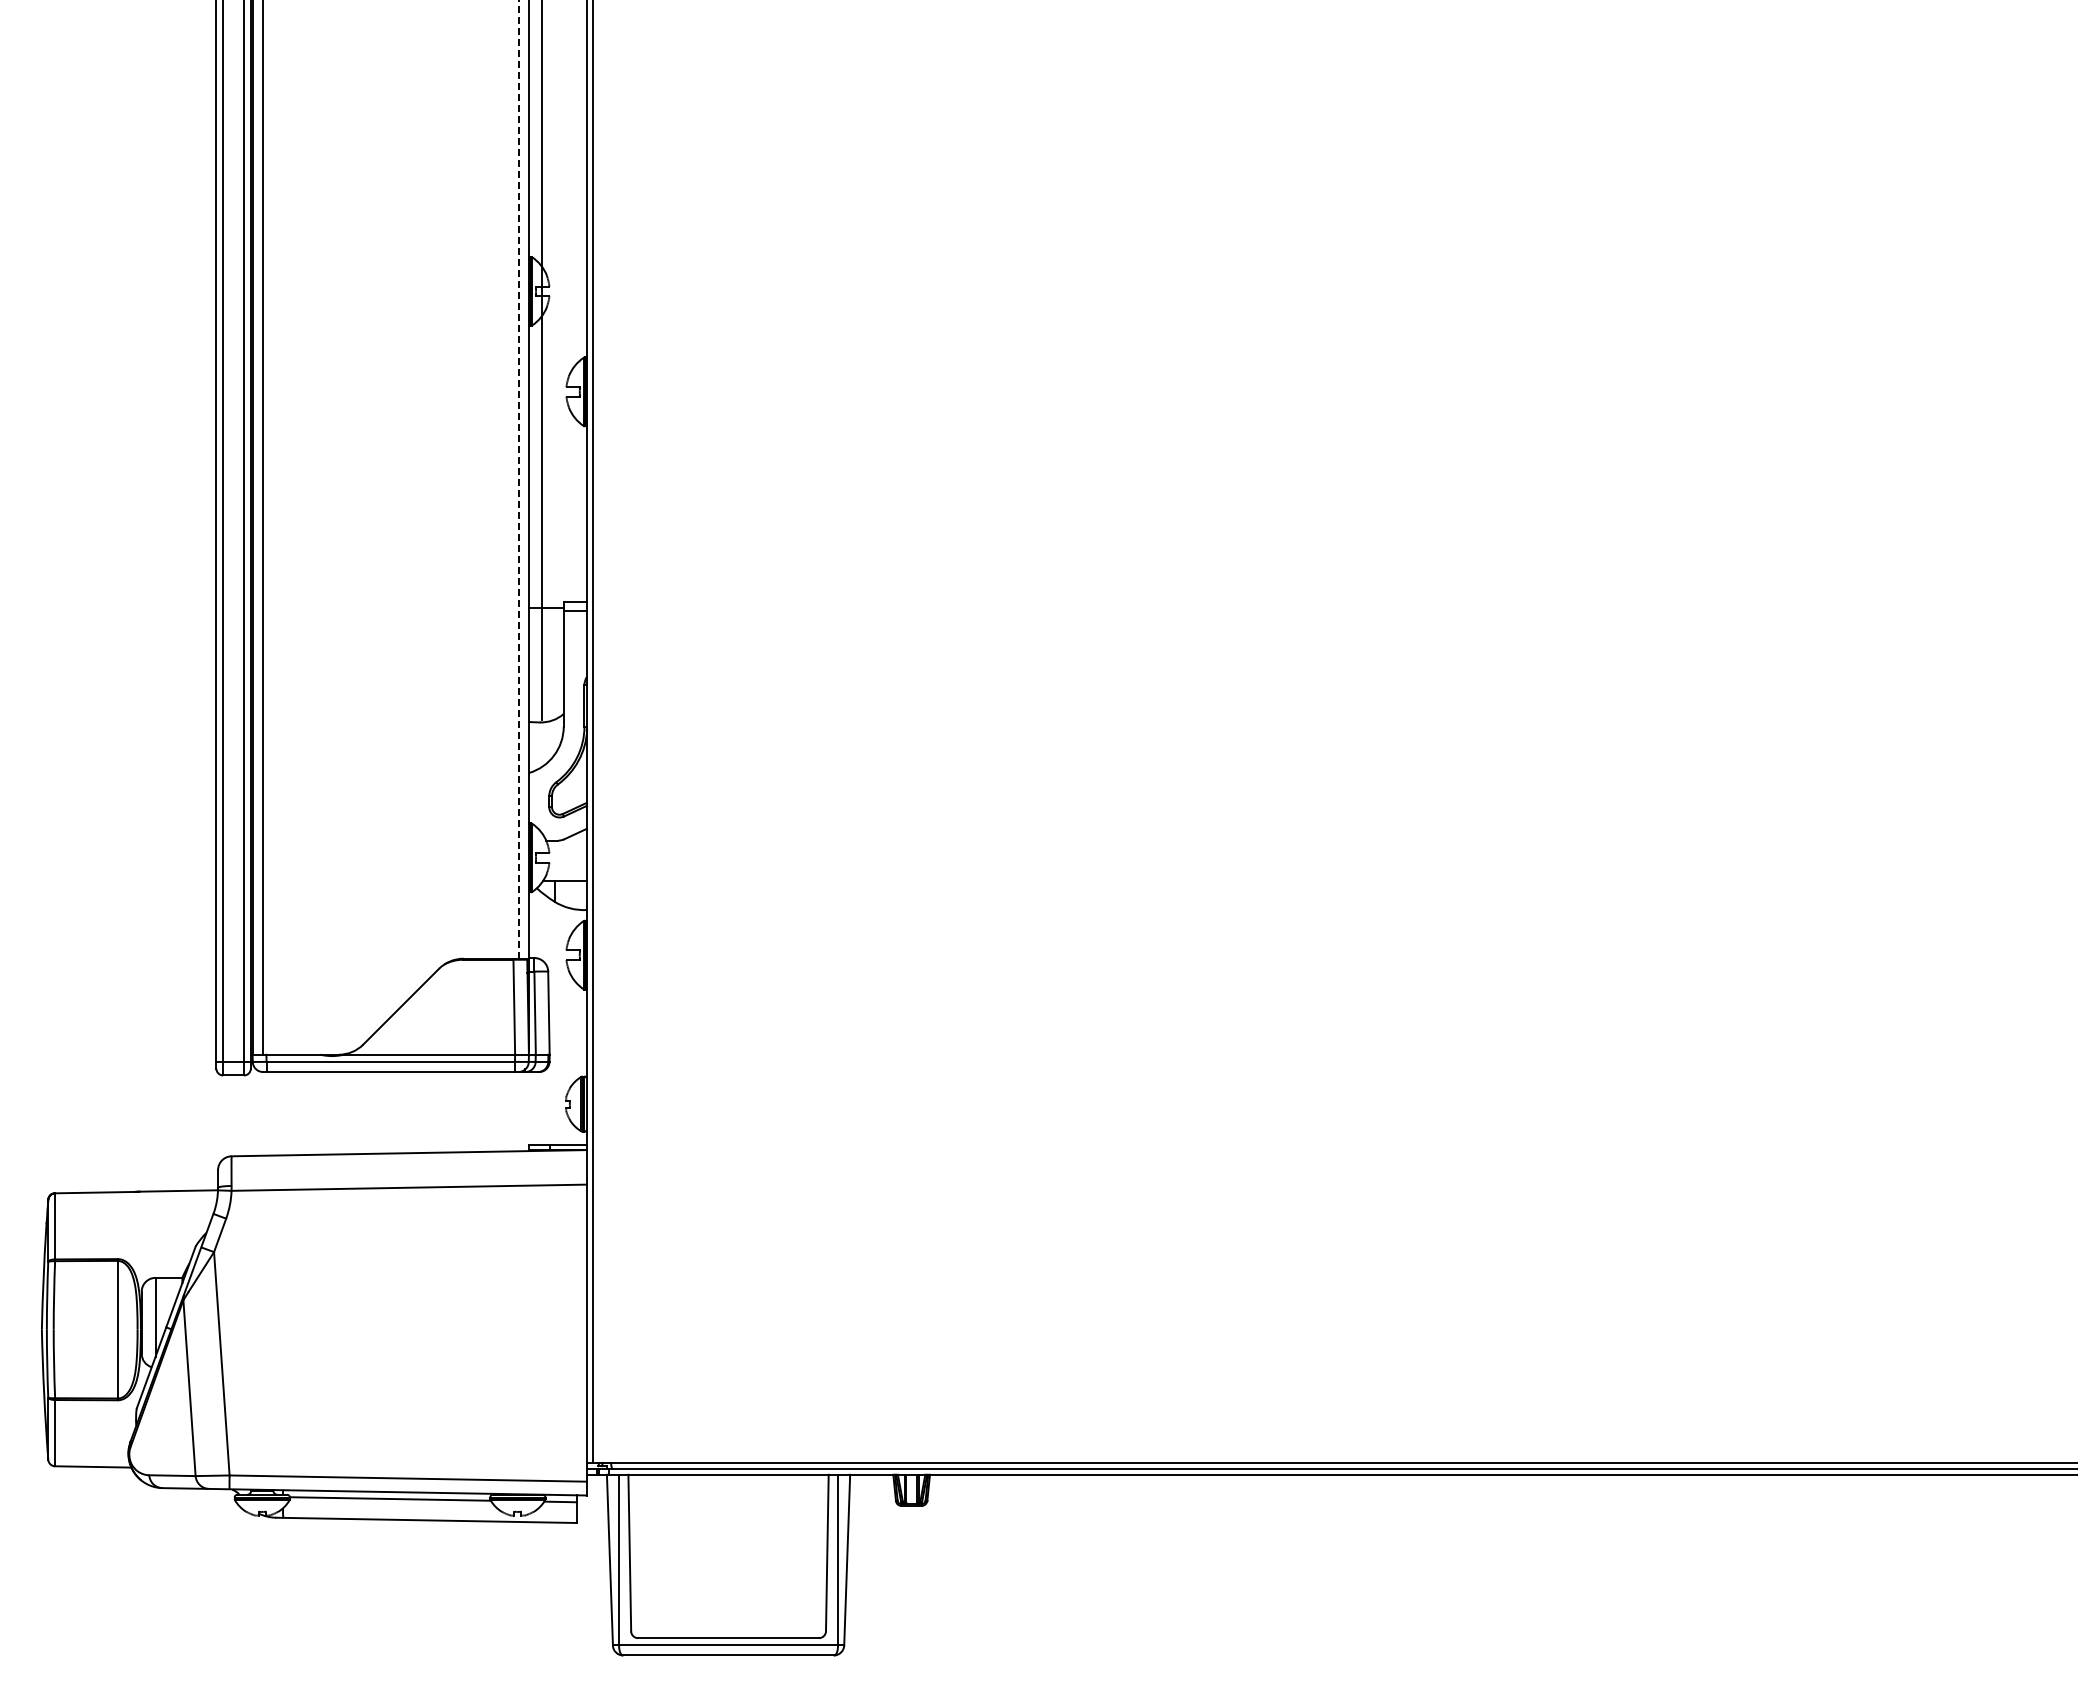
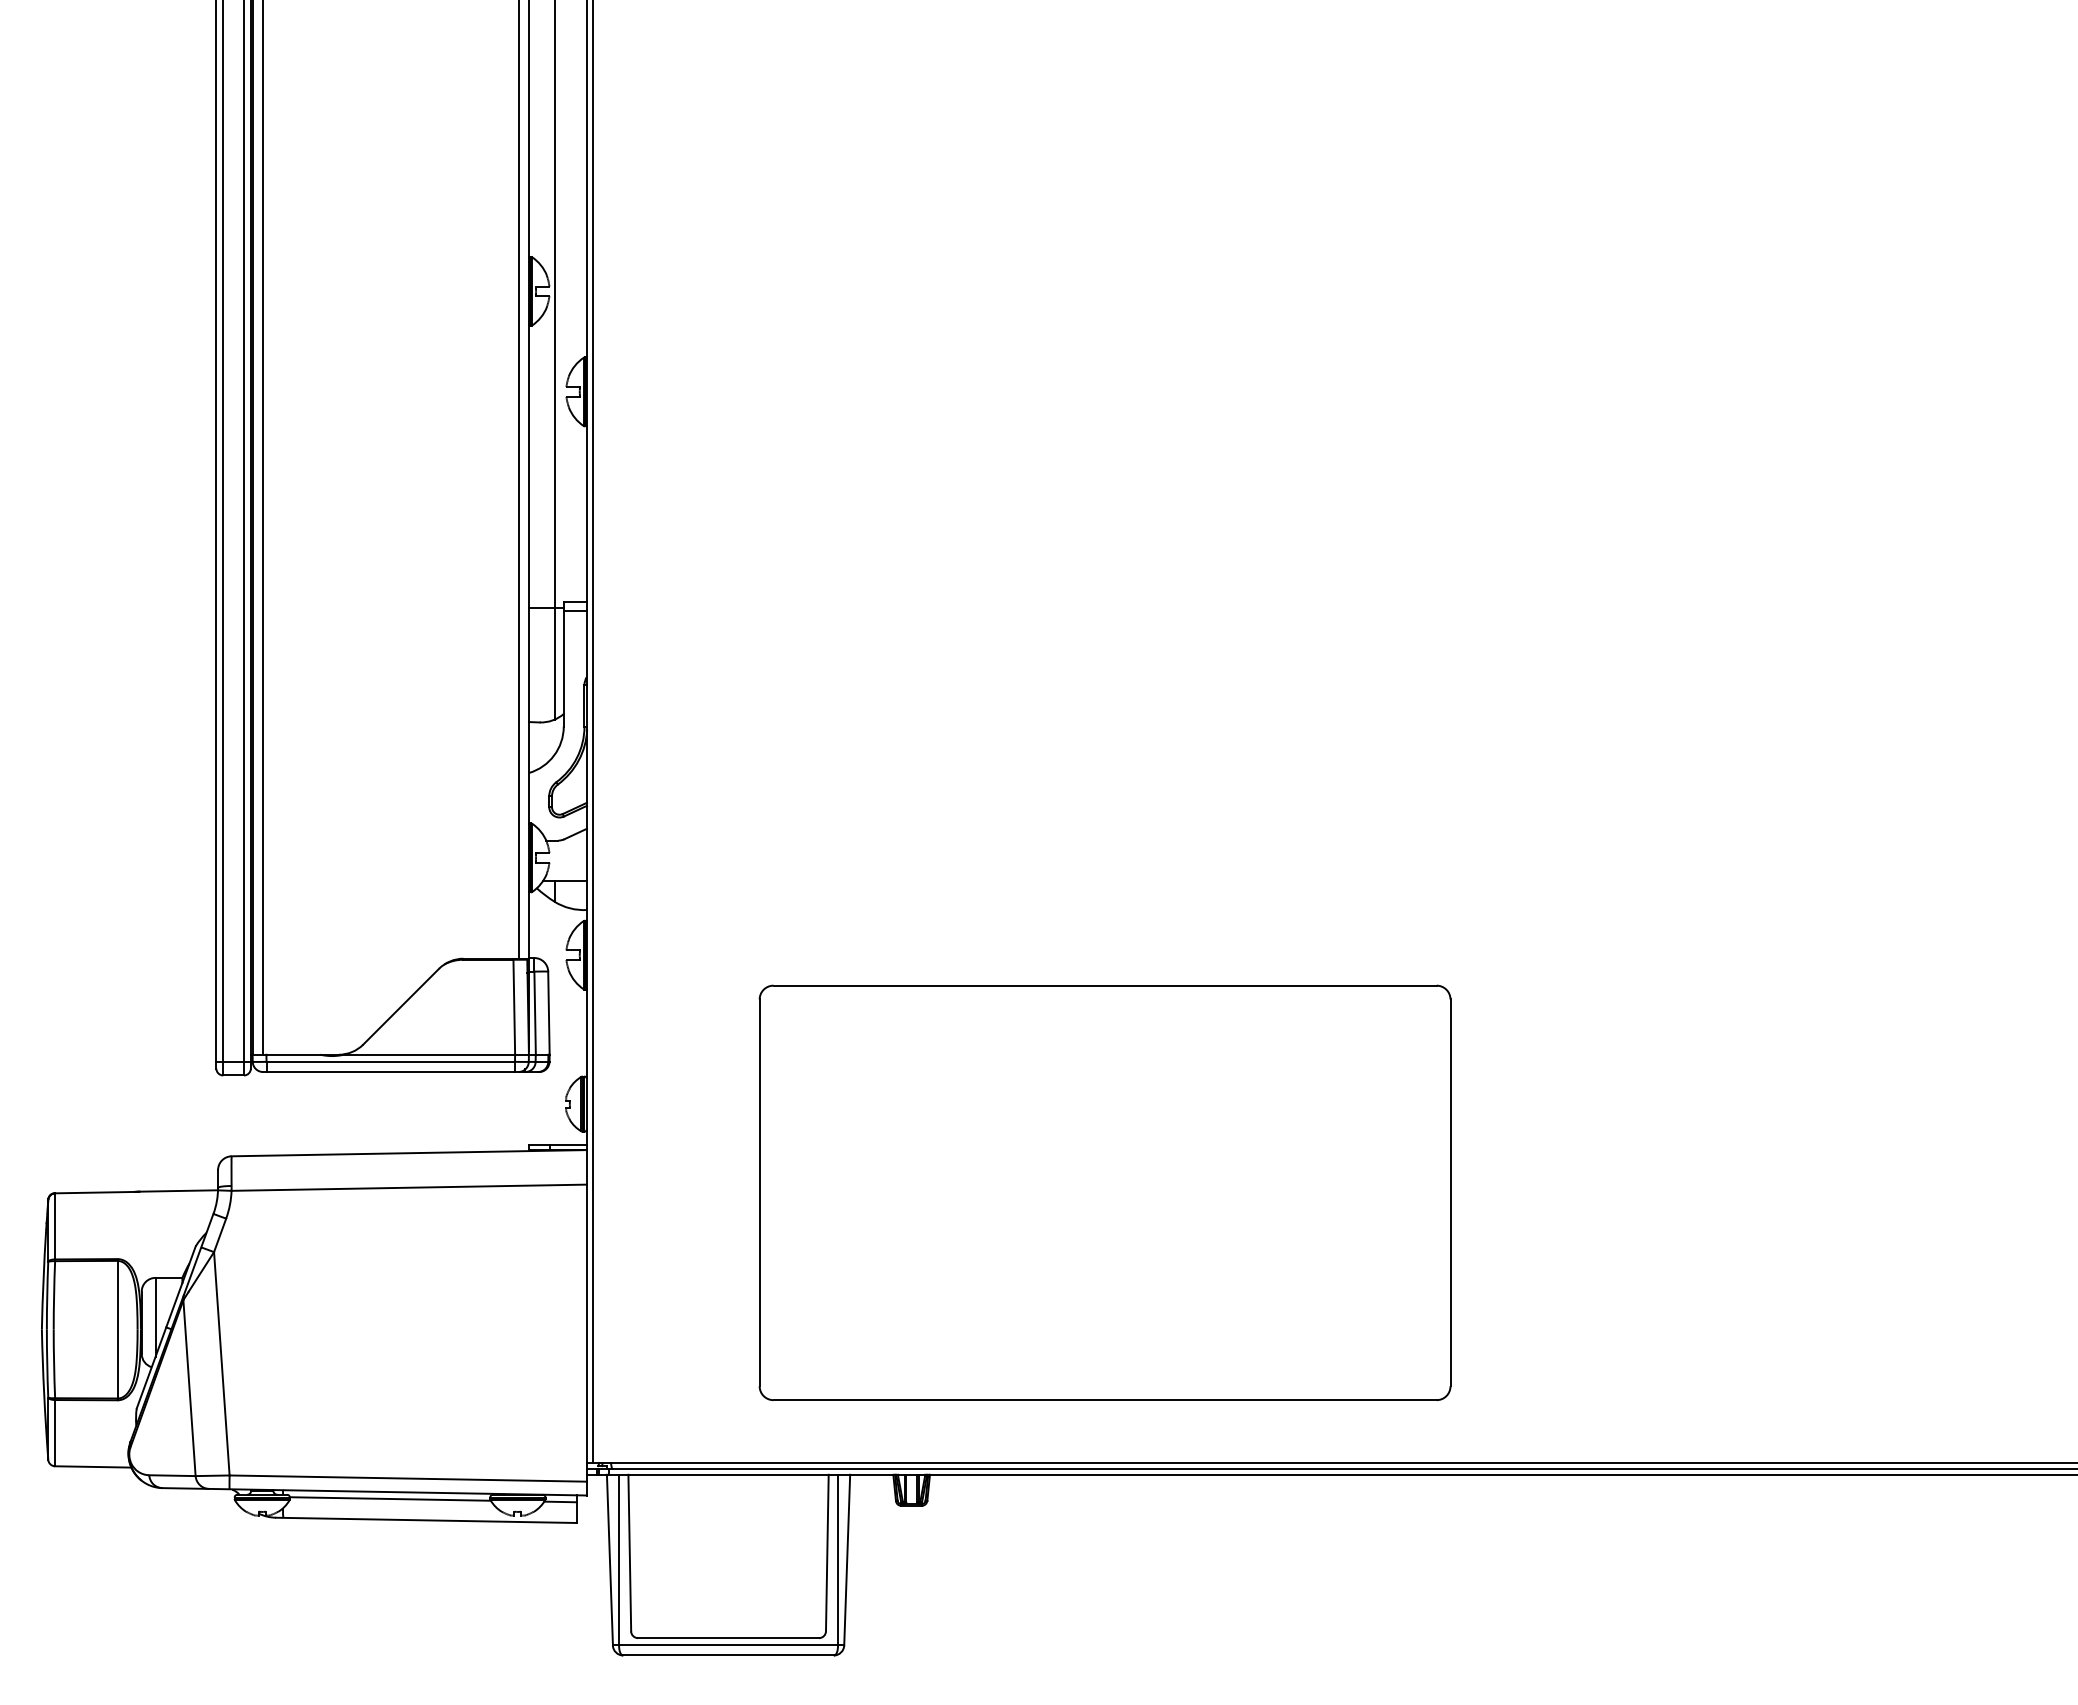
line position: (541, 360) -> (554, 360) (554, 360)
line: dashed -> solid (518, 479)
part: none -> present (1104, 1192)
